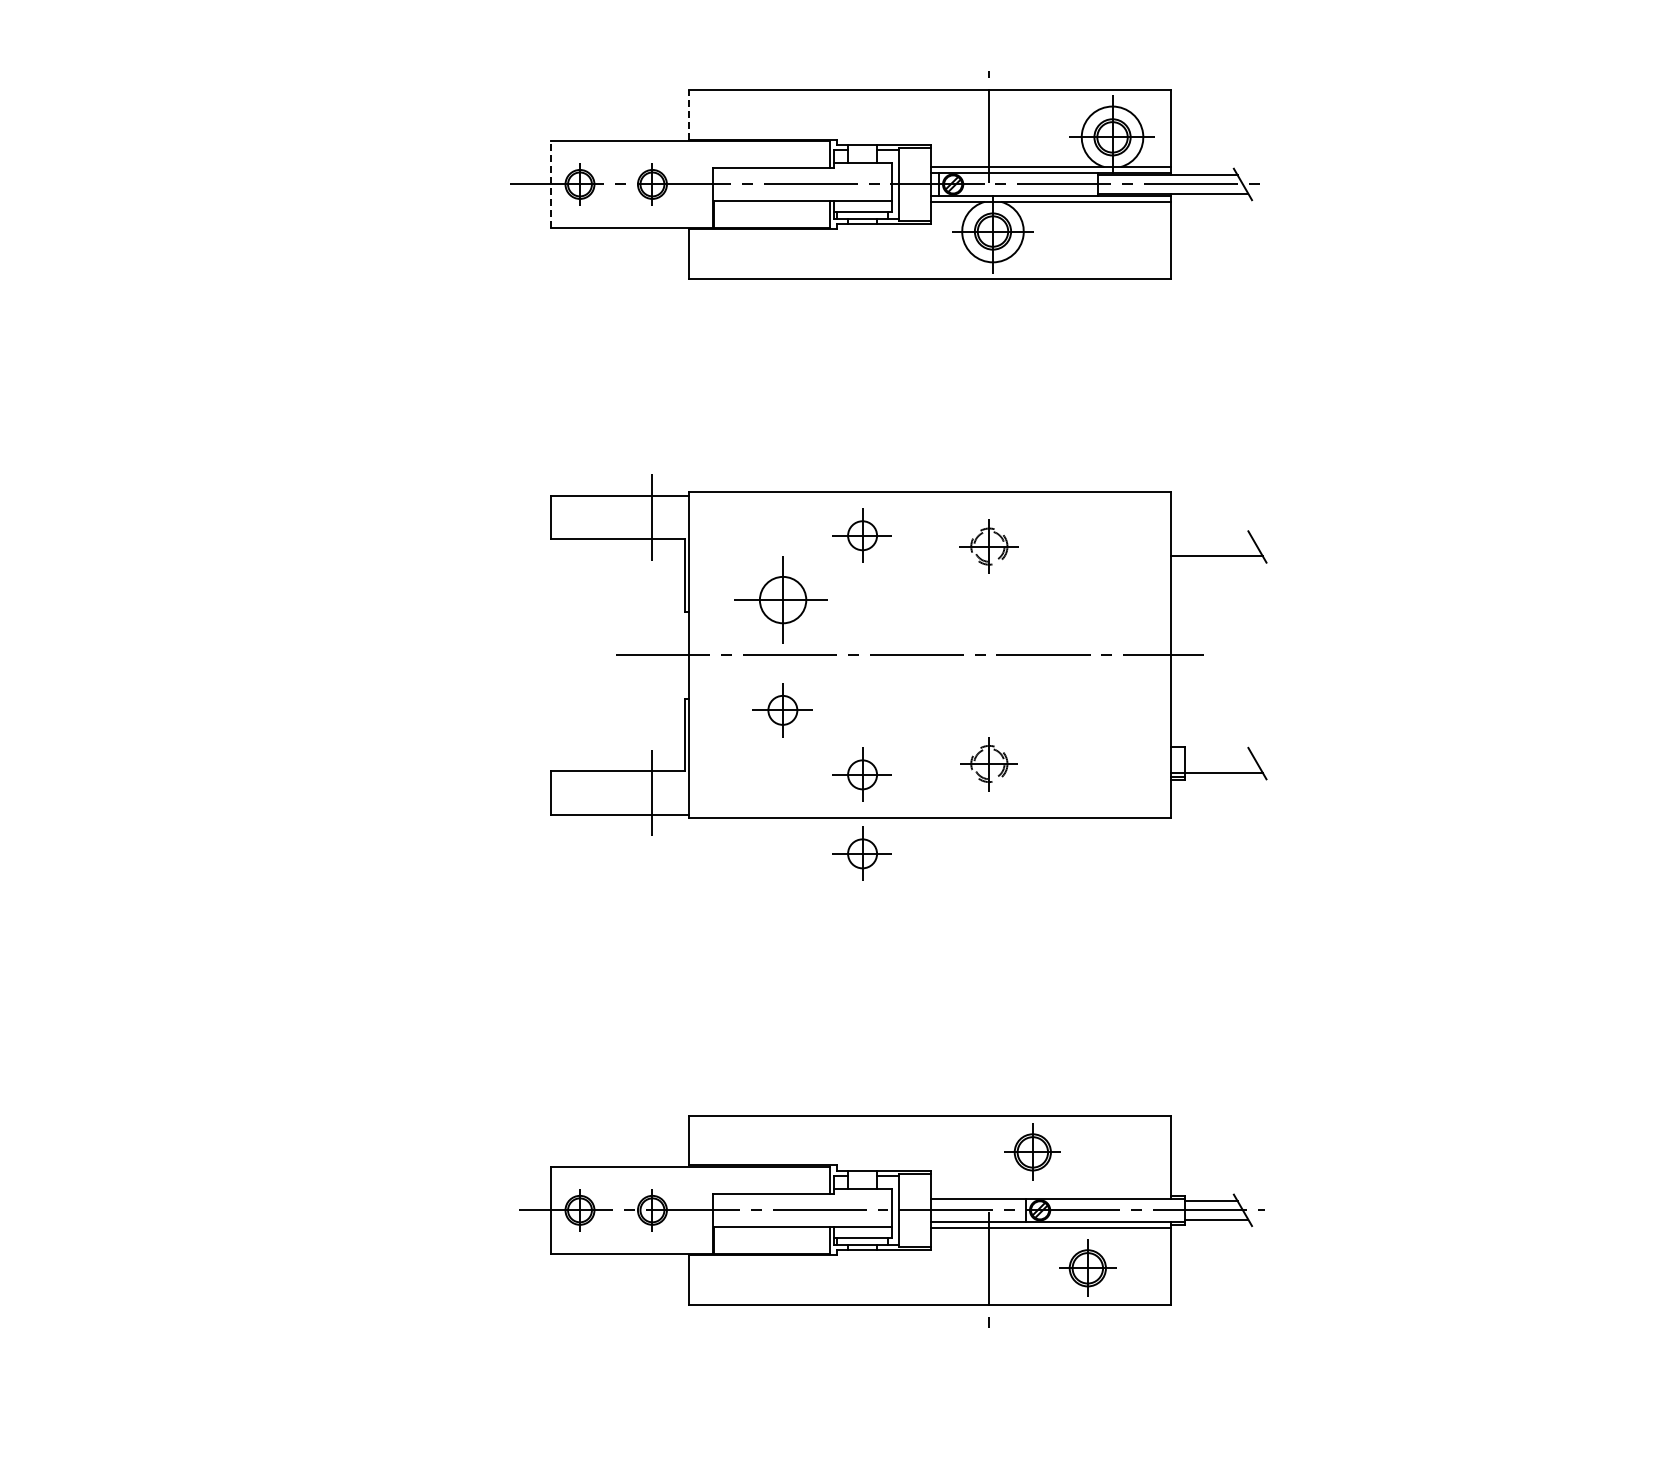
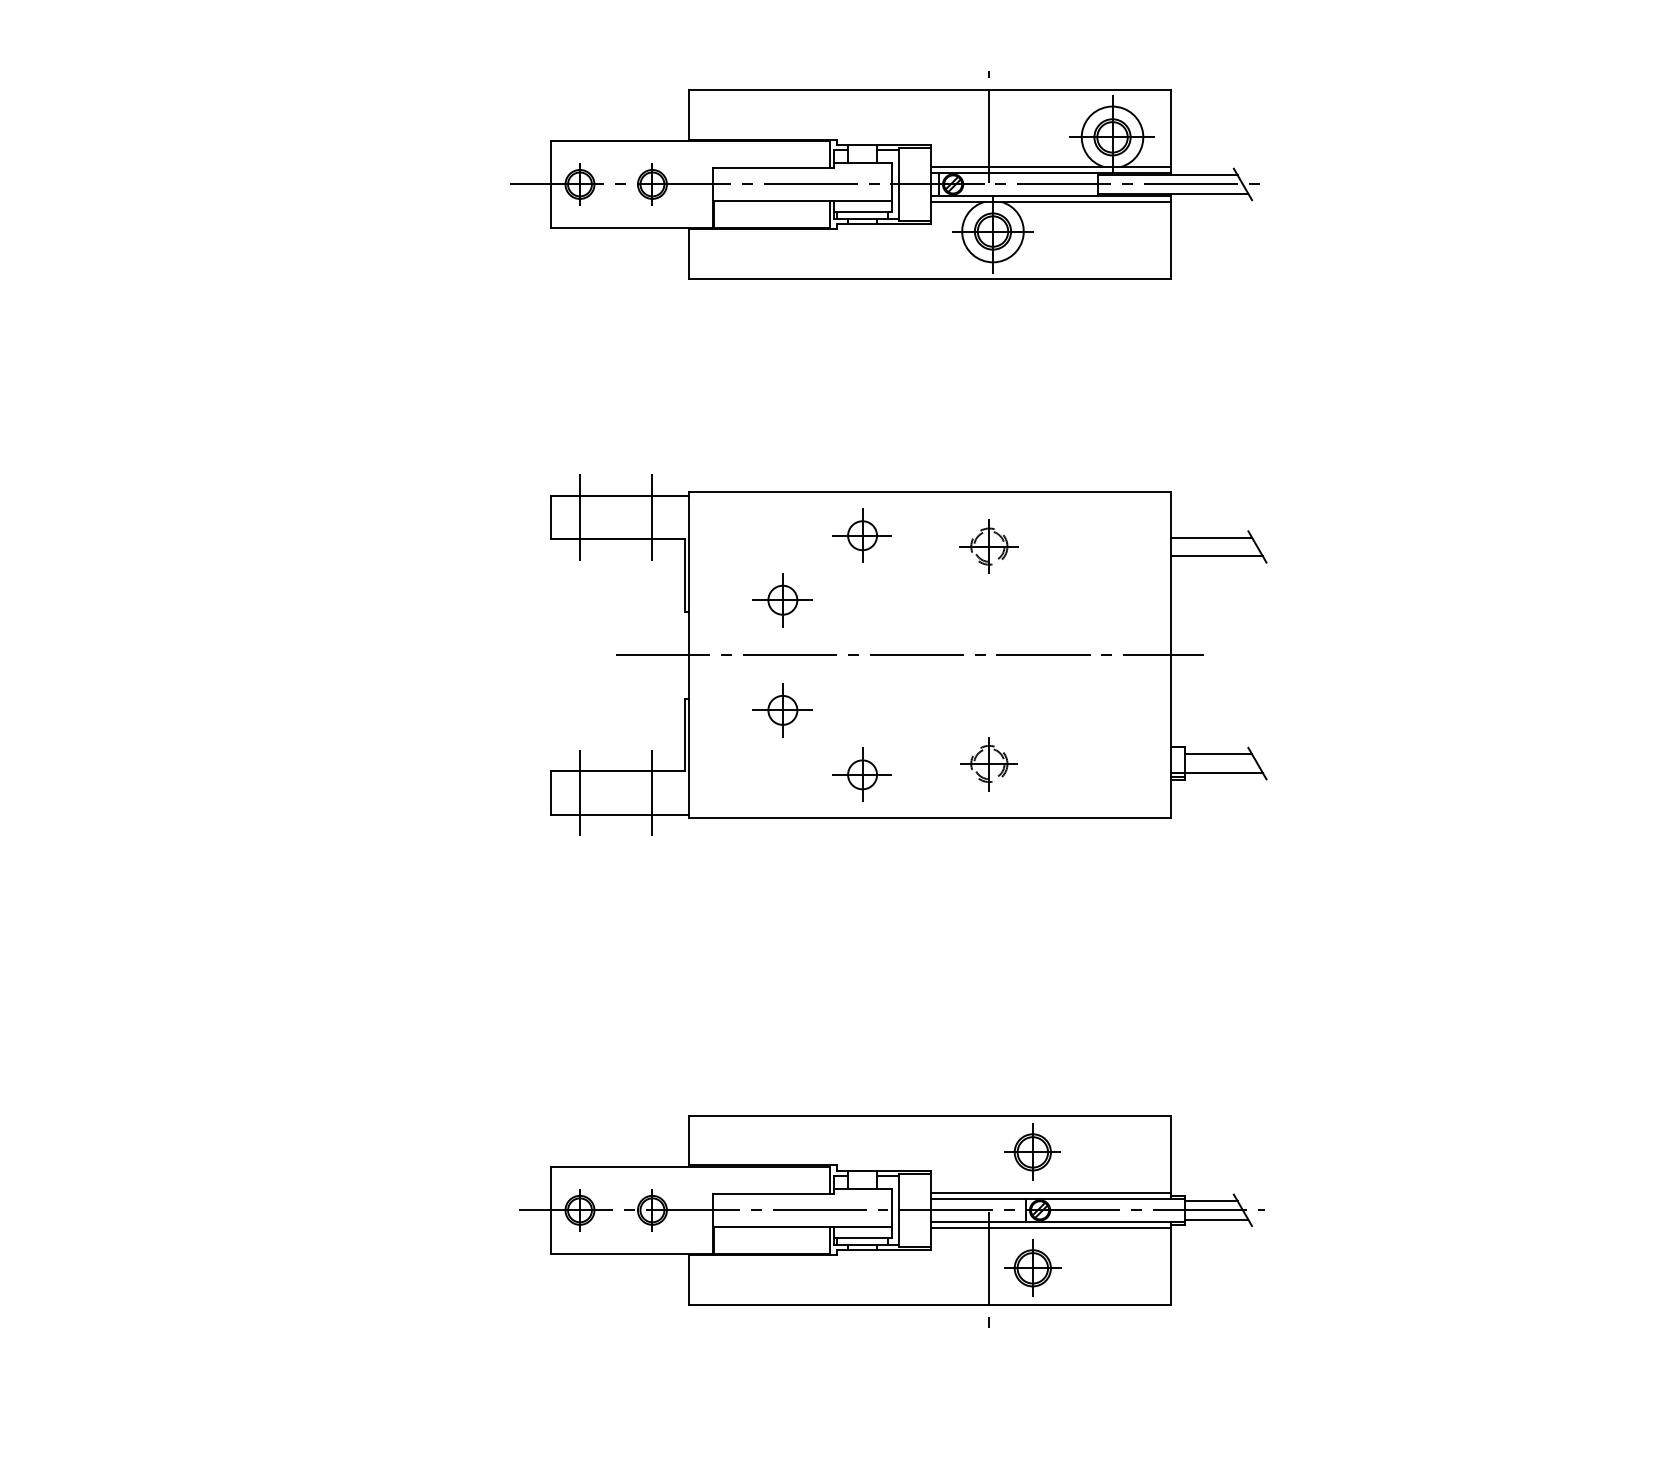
line: dashed -> solid (688, 114)
line: dashed -> solid (551, 183)
line: none -> present (580, 517)
line: none -> present (1211, 537)
part size: 94x88 px -> 61x55 px (782, 600)
line: none -> present (1218, 754)
line: none -> present (580, 792)
part: present -> none (861, 853)
line: none -> present (1050, 1192)
part position: (1087, 1267) -> (1032, 1267) (1032, 1267)
